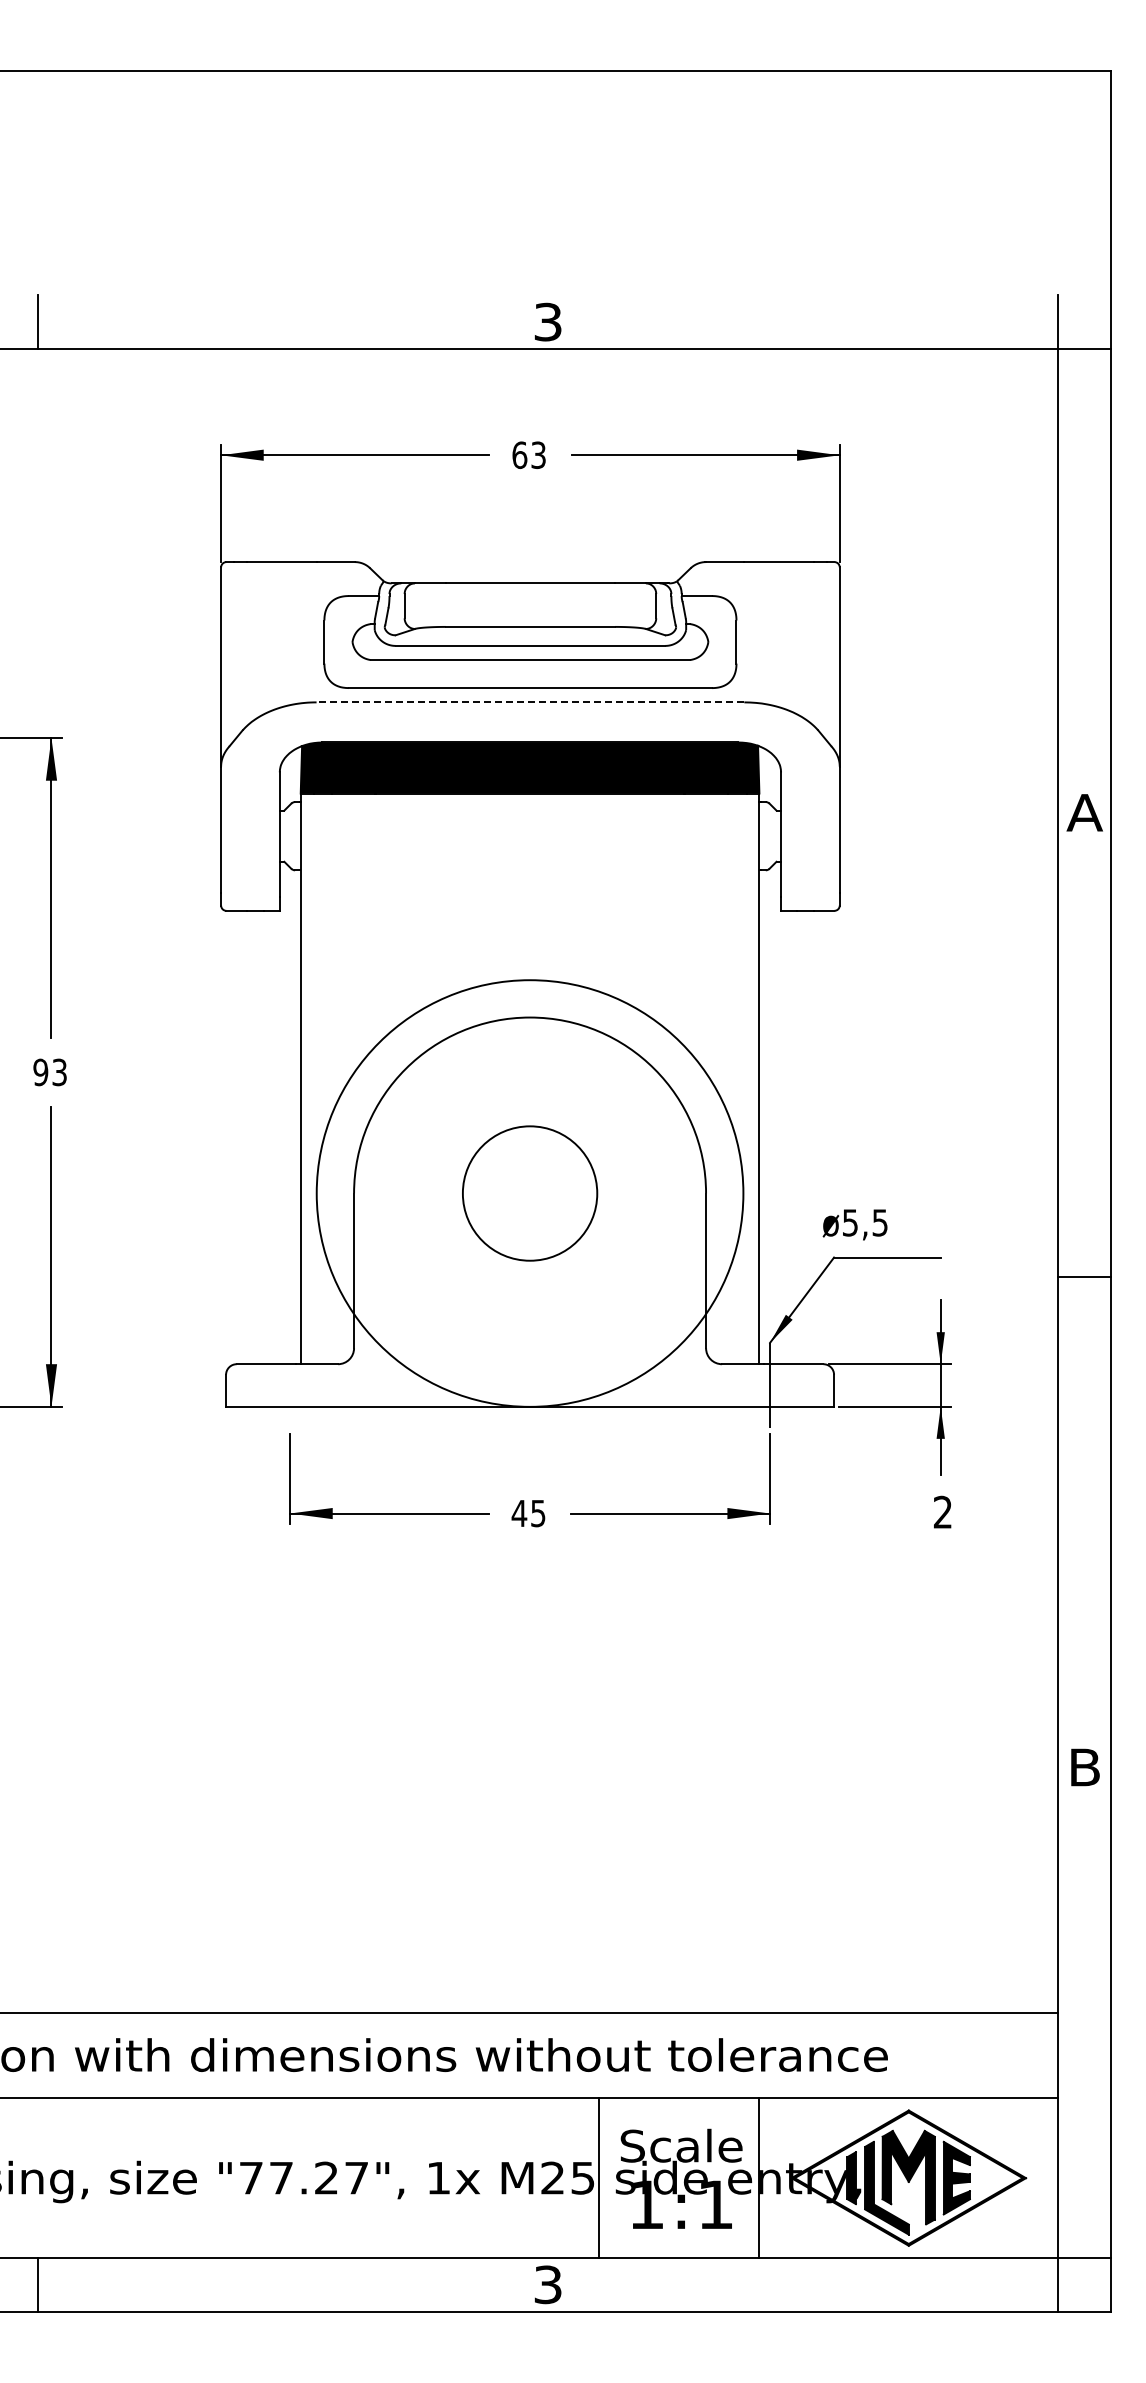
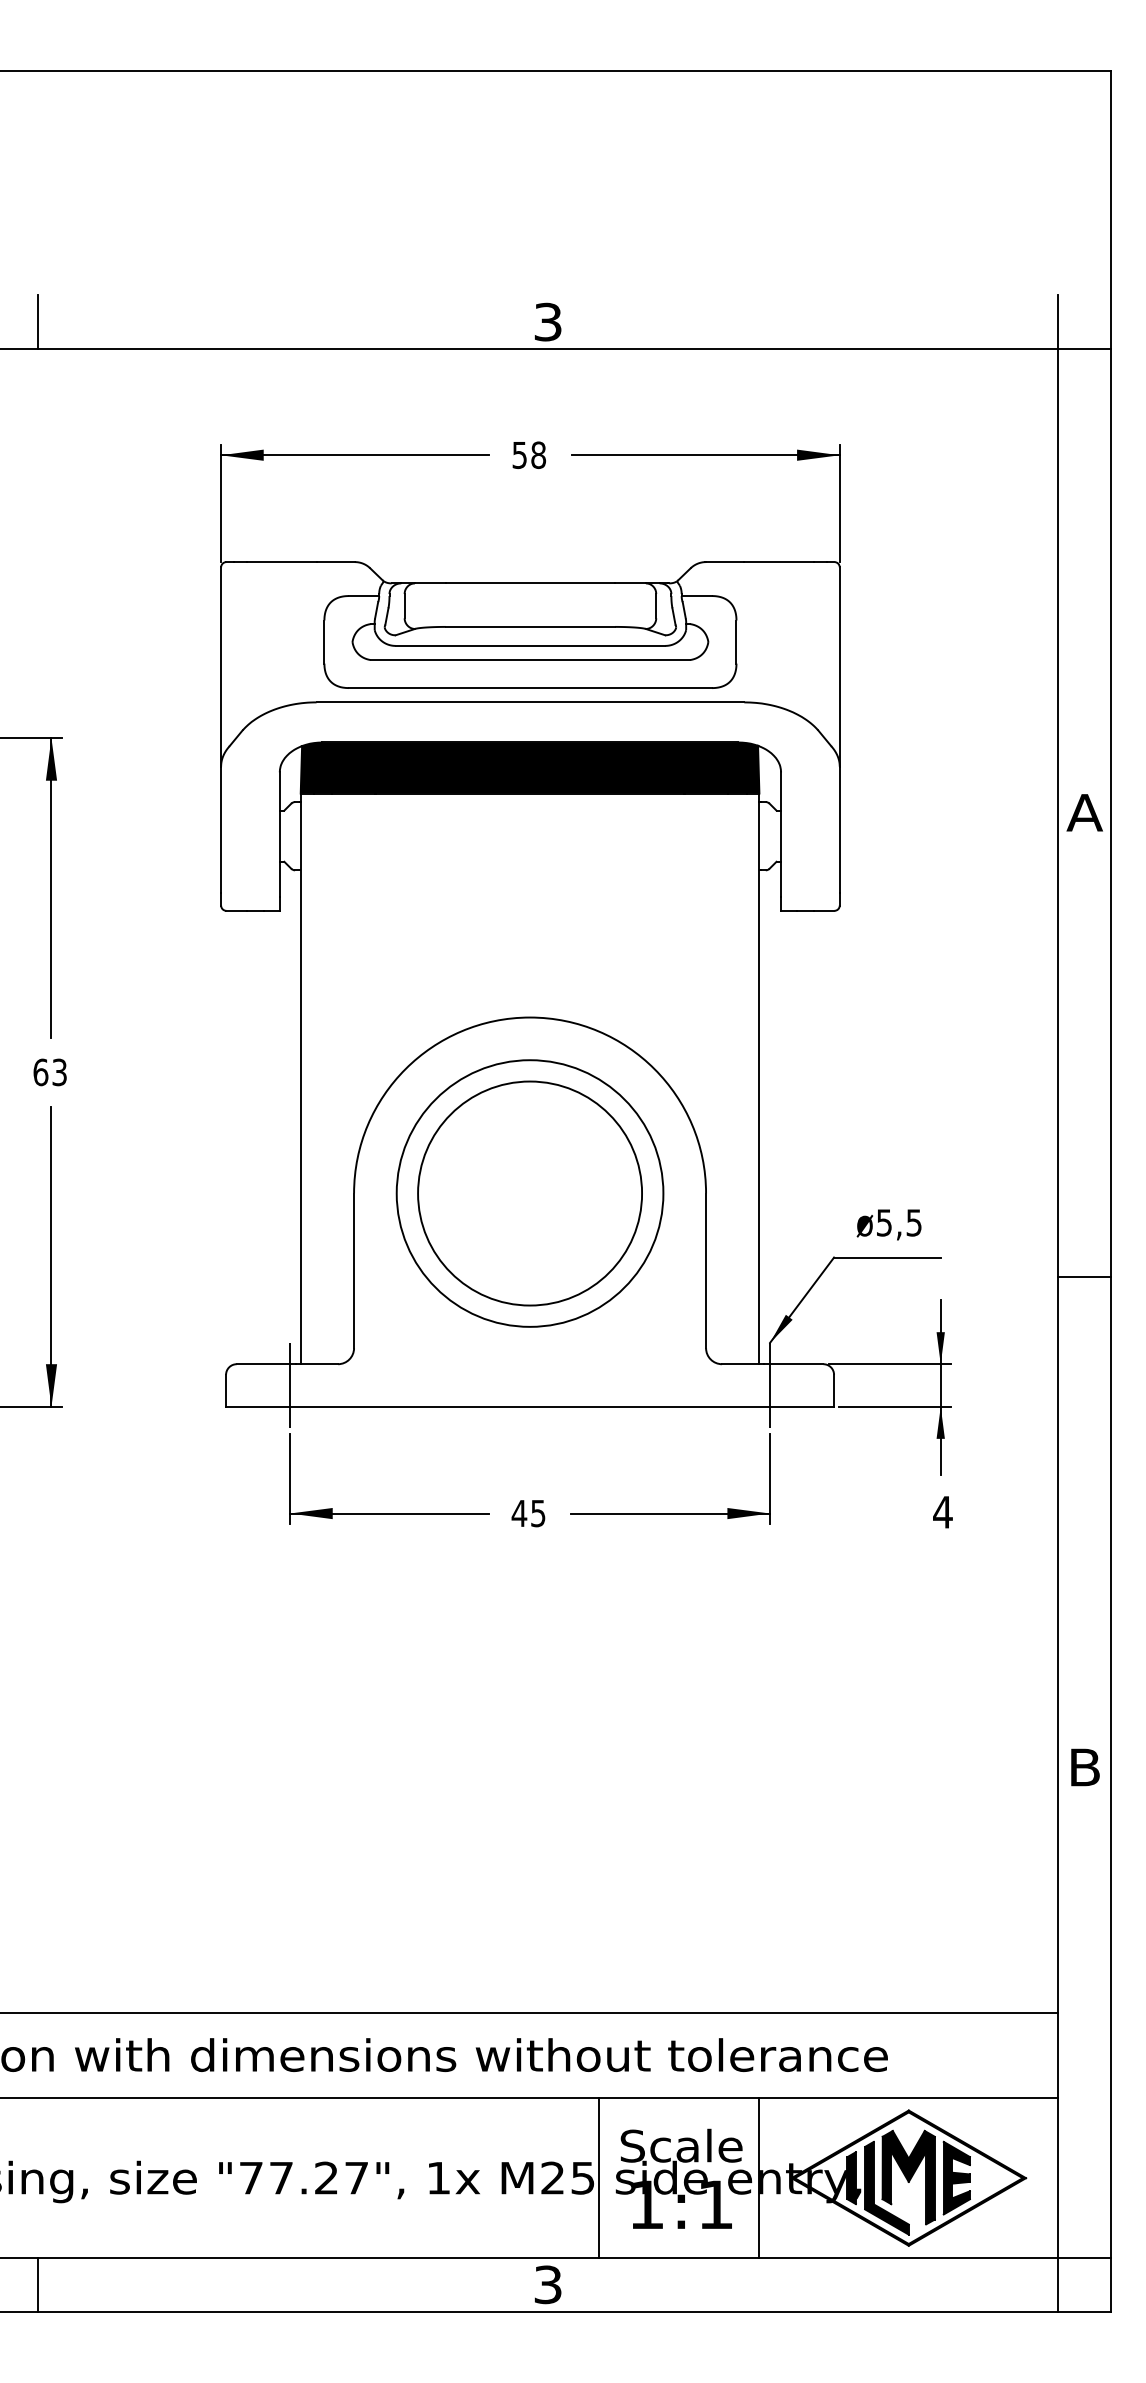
text: 63 -> 58 (528, 455)
line: dashed -> solid (530, 702)
text: 93 -> 63 (40, 1072)
circle diameter: 134 px -> 224 px (530, 1193)
circle diameter: 427 px -> 267 px (529, 1193)
text position: (854, 1224) -> (888, 1224) (888, 1224)
line: none -> present (290, 1385)
text: 2 -> 4 (942, 1511)
